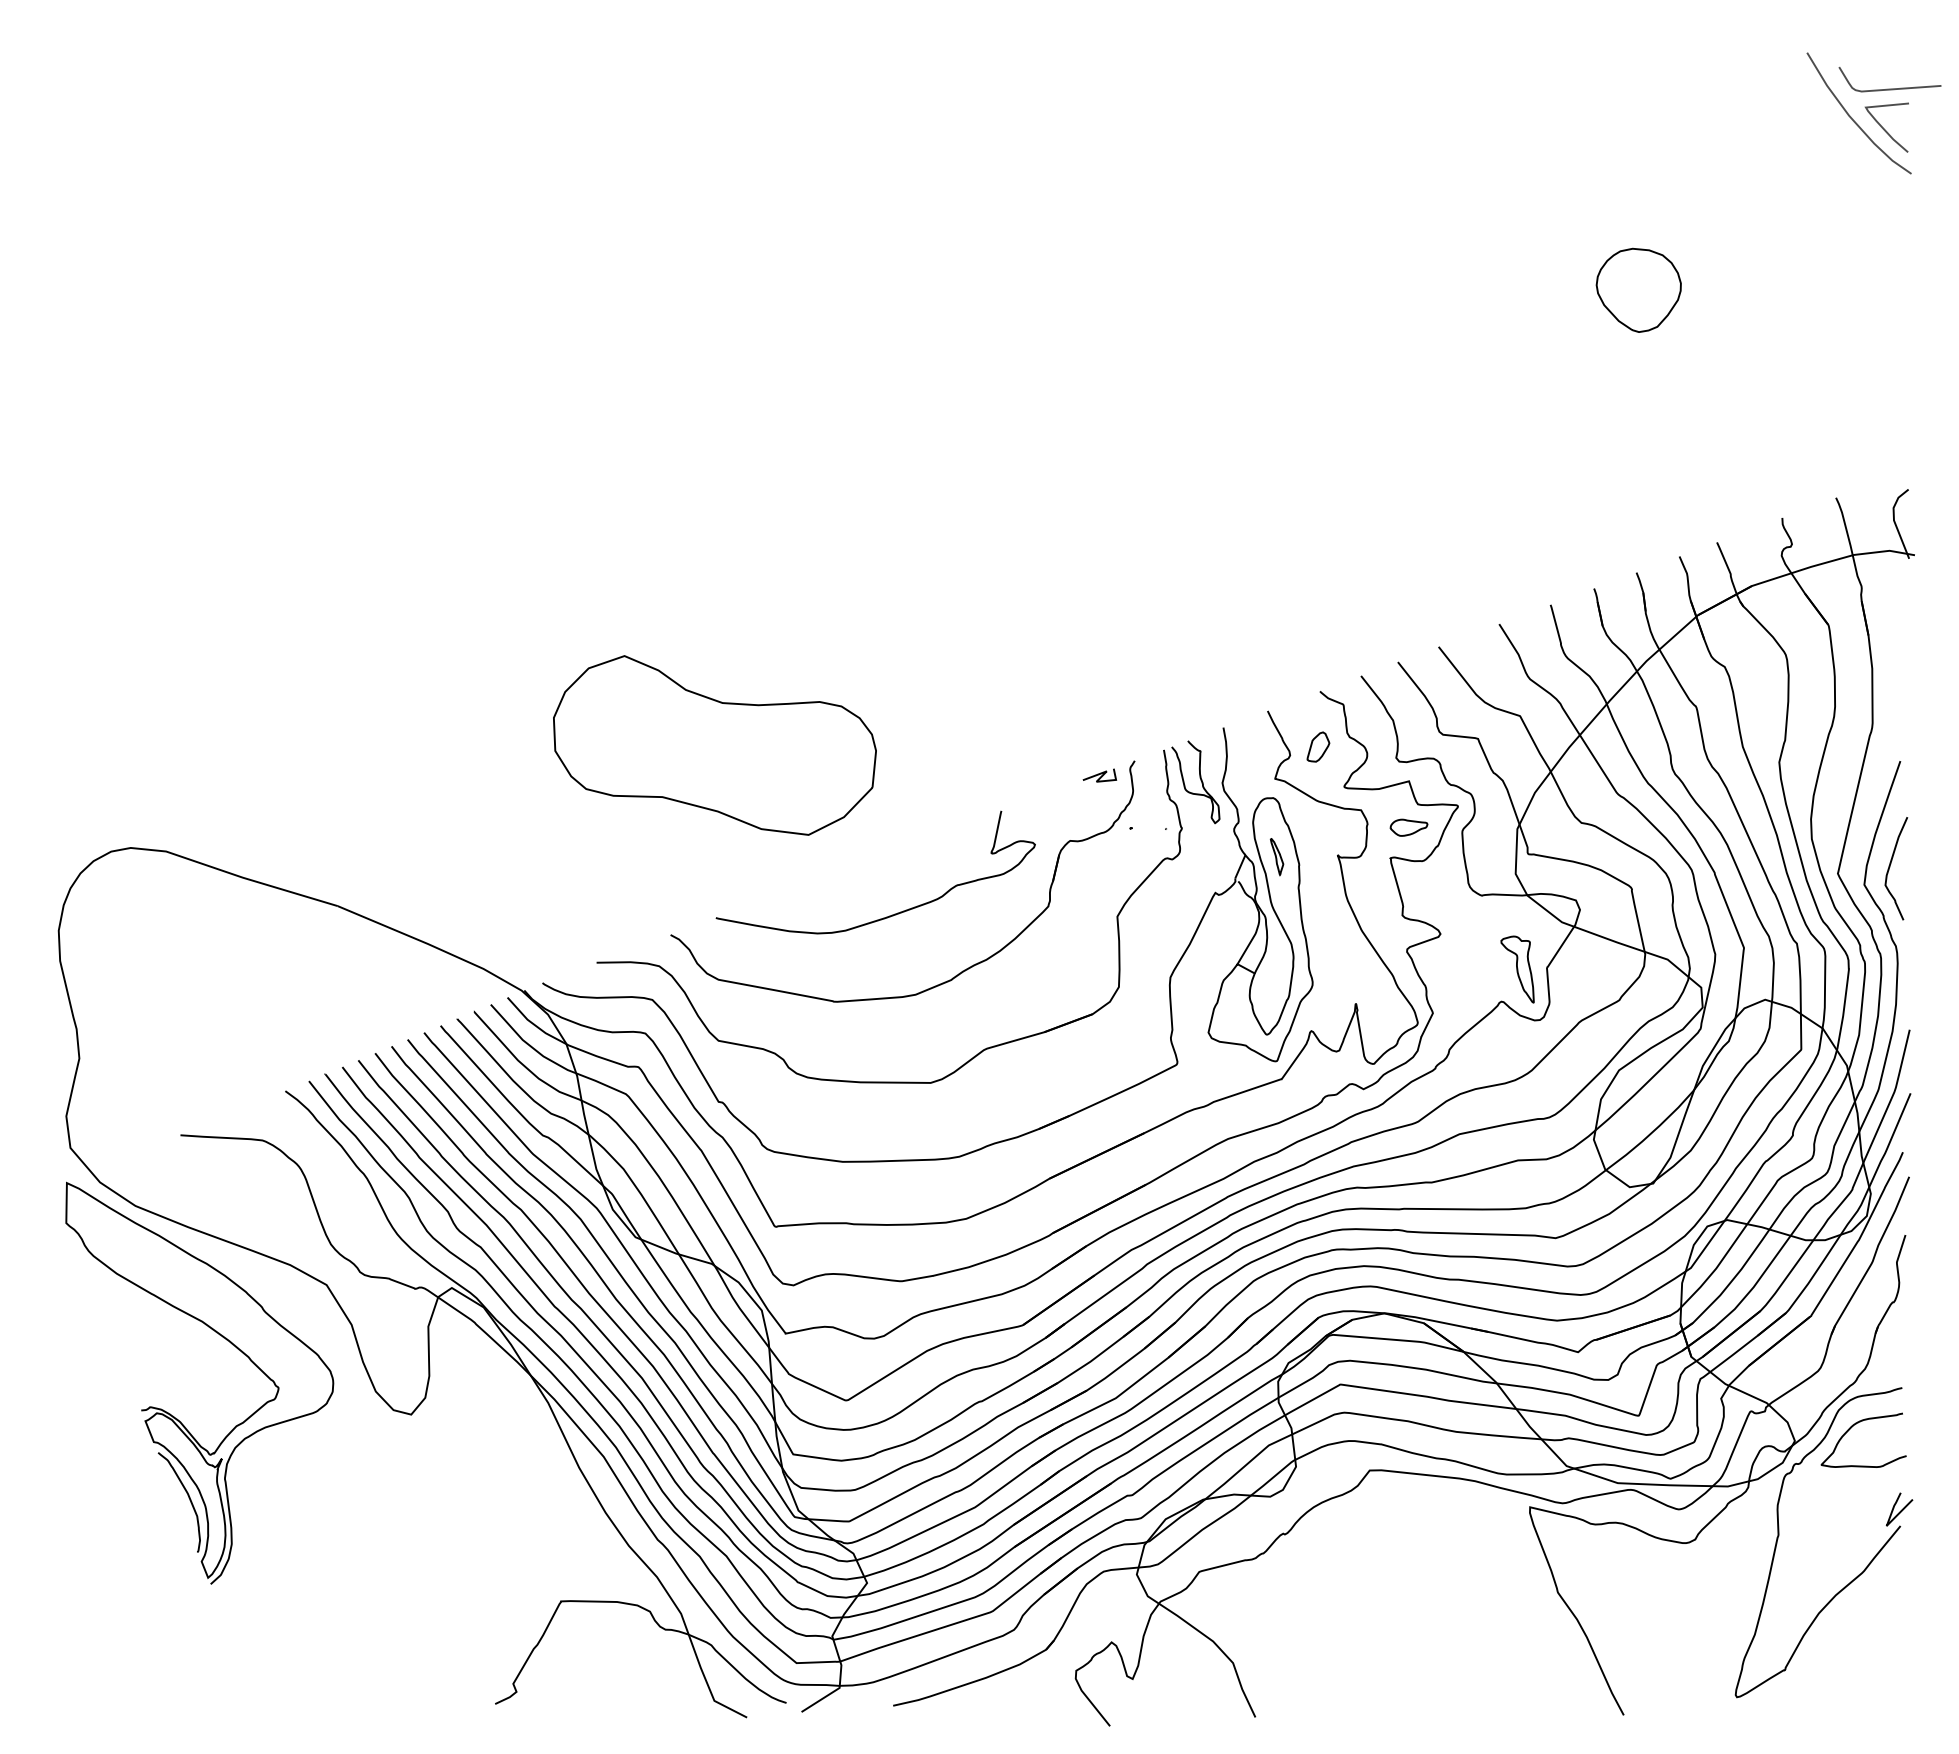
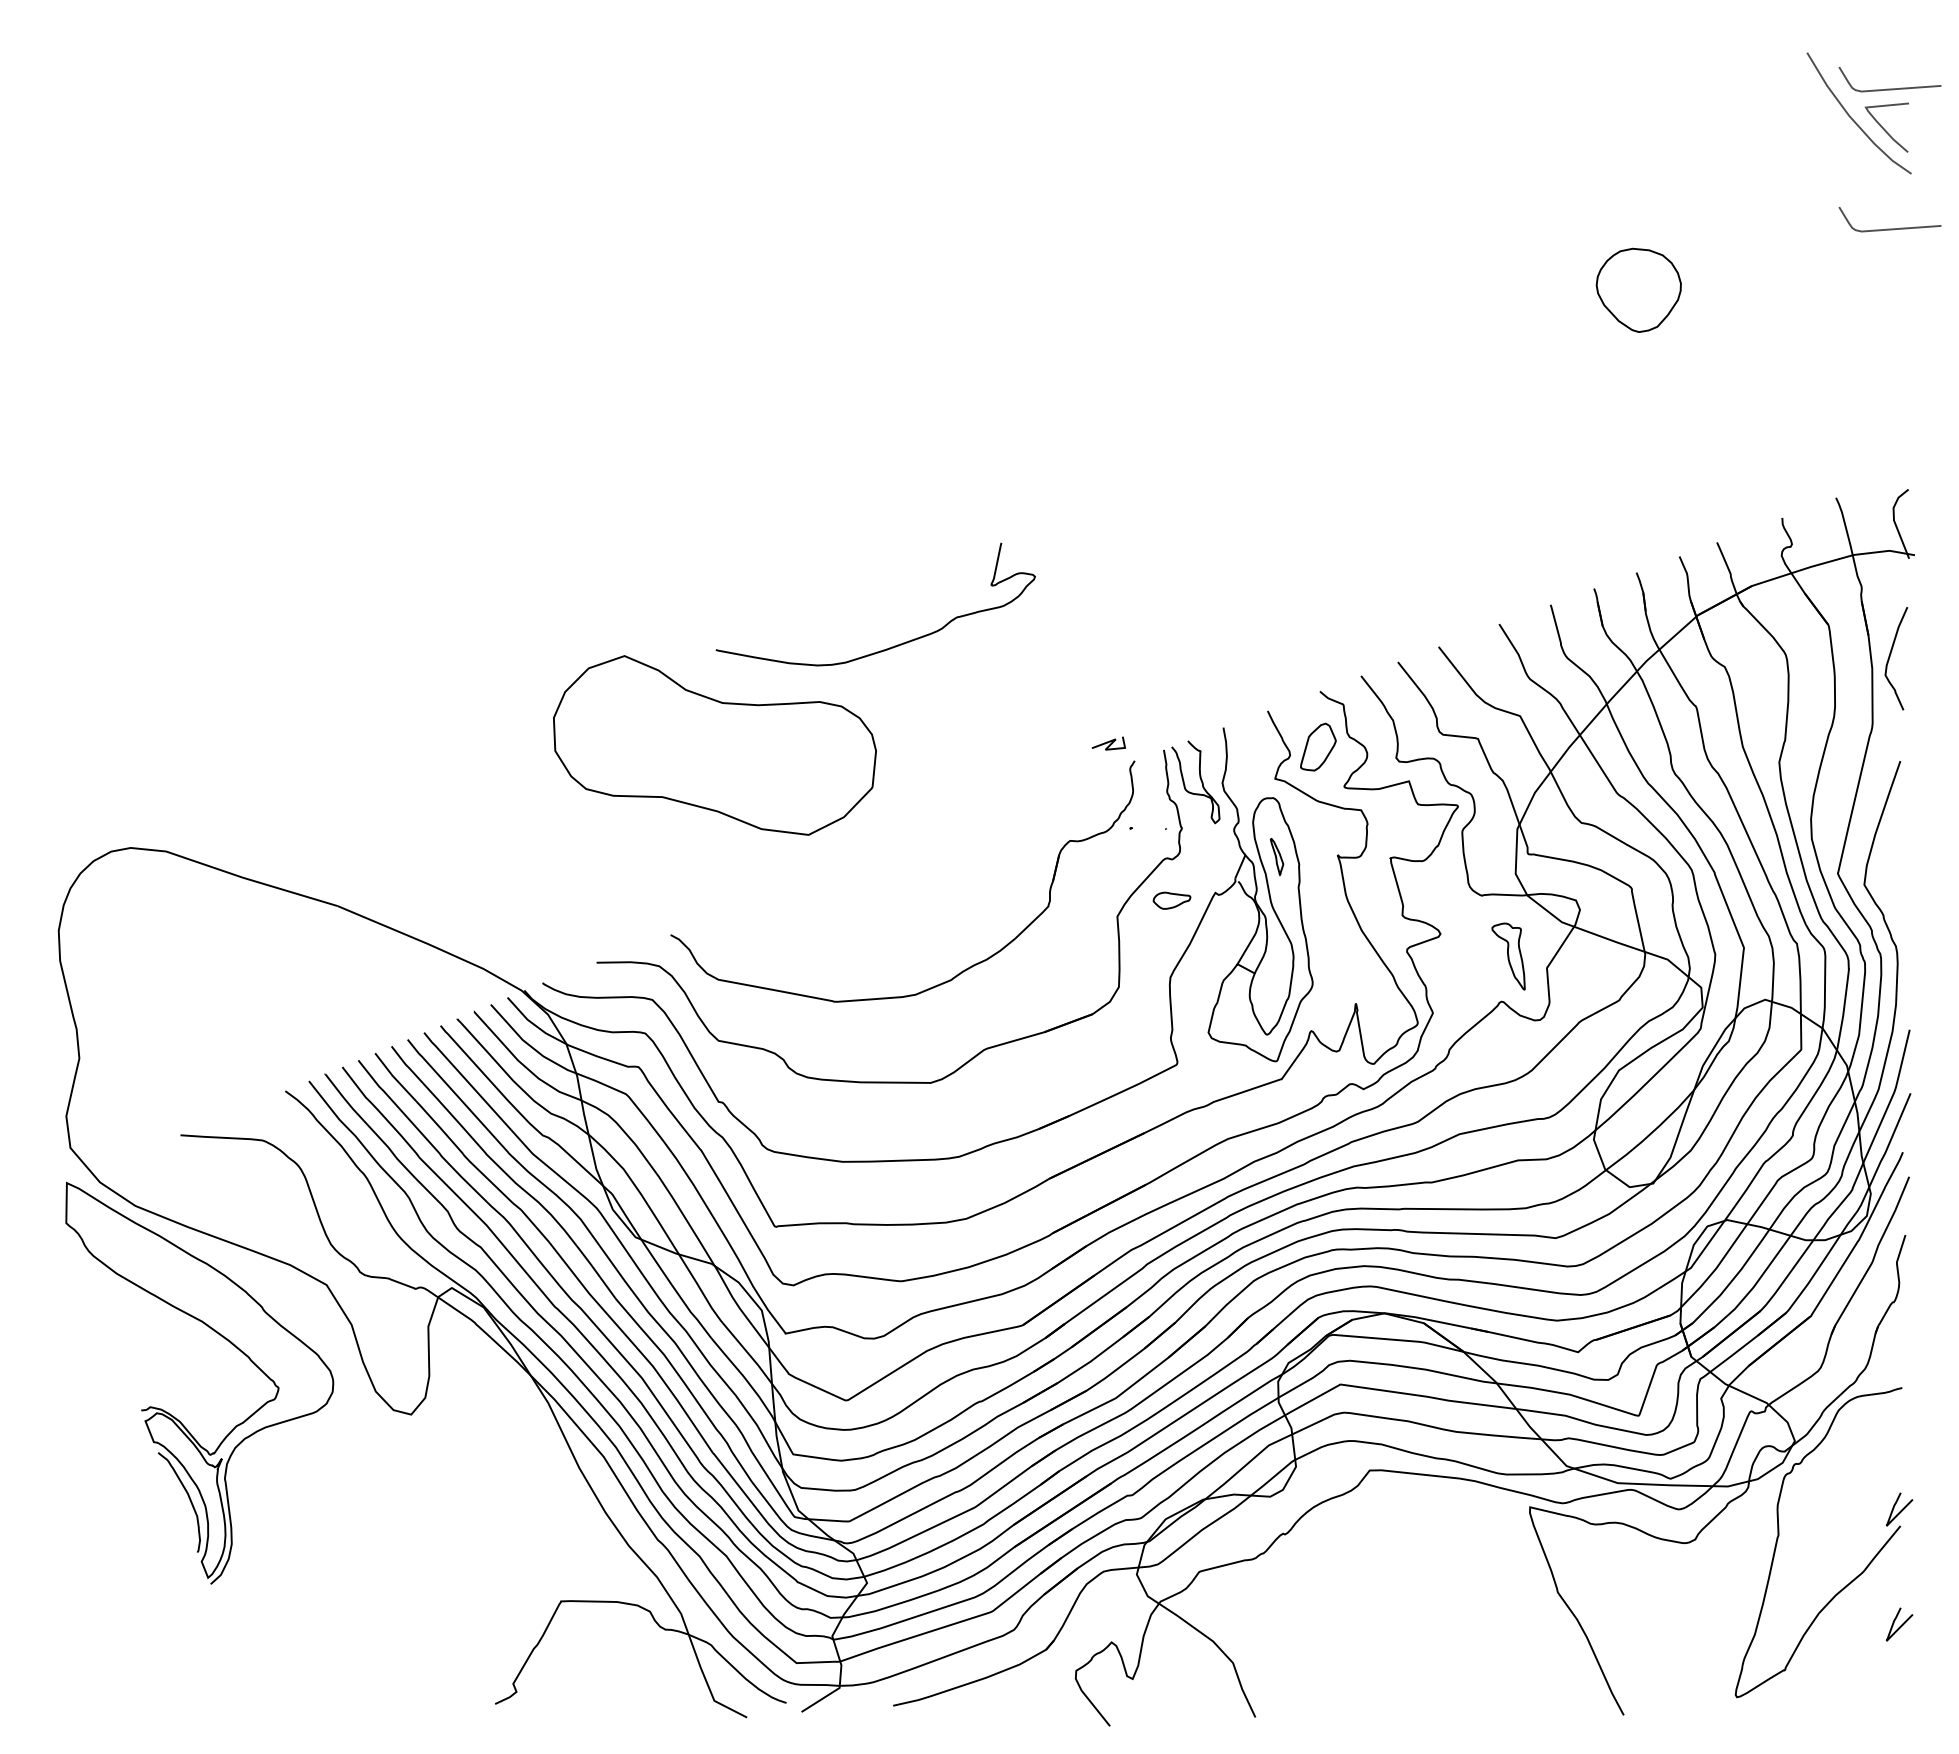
curve: none -> present (1889, 228)
part size: 25x32 px -> 37x50 px (1318, 746)
curve position: (1099, 775) -> (1108, 743) (1108, 743)
part position: (1408, 827) -> (1171, 900) (1171, 900)
curve position: (1890, 867) -> (1890, 657) (1890, 657)
curve position: (894, 913) -> (894, 645) (894, 645)
part position: (1517, 969) -> (1508, 956) (1508, 956)
curve: present -> none (1852, 1427)
curve: none -> present (1900, 1625)
